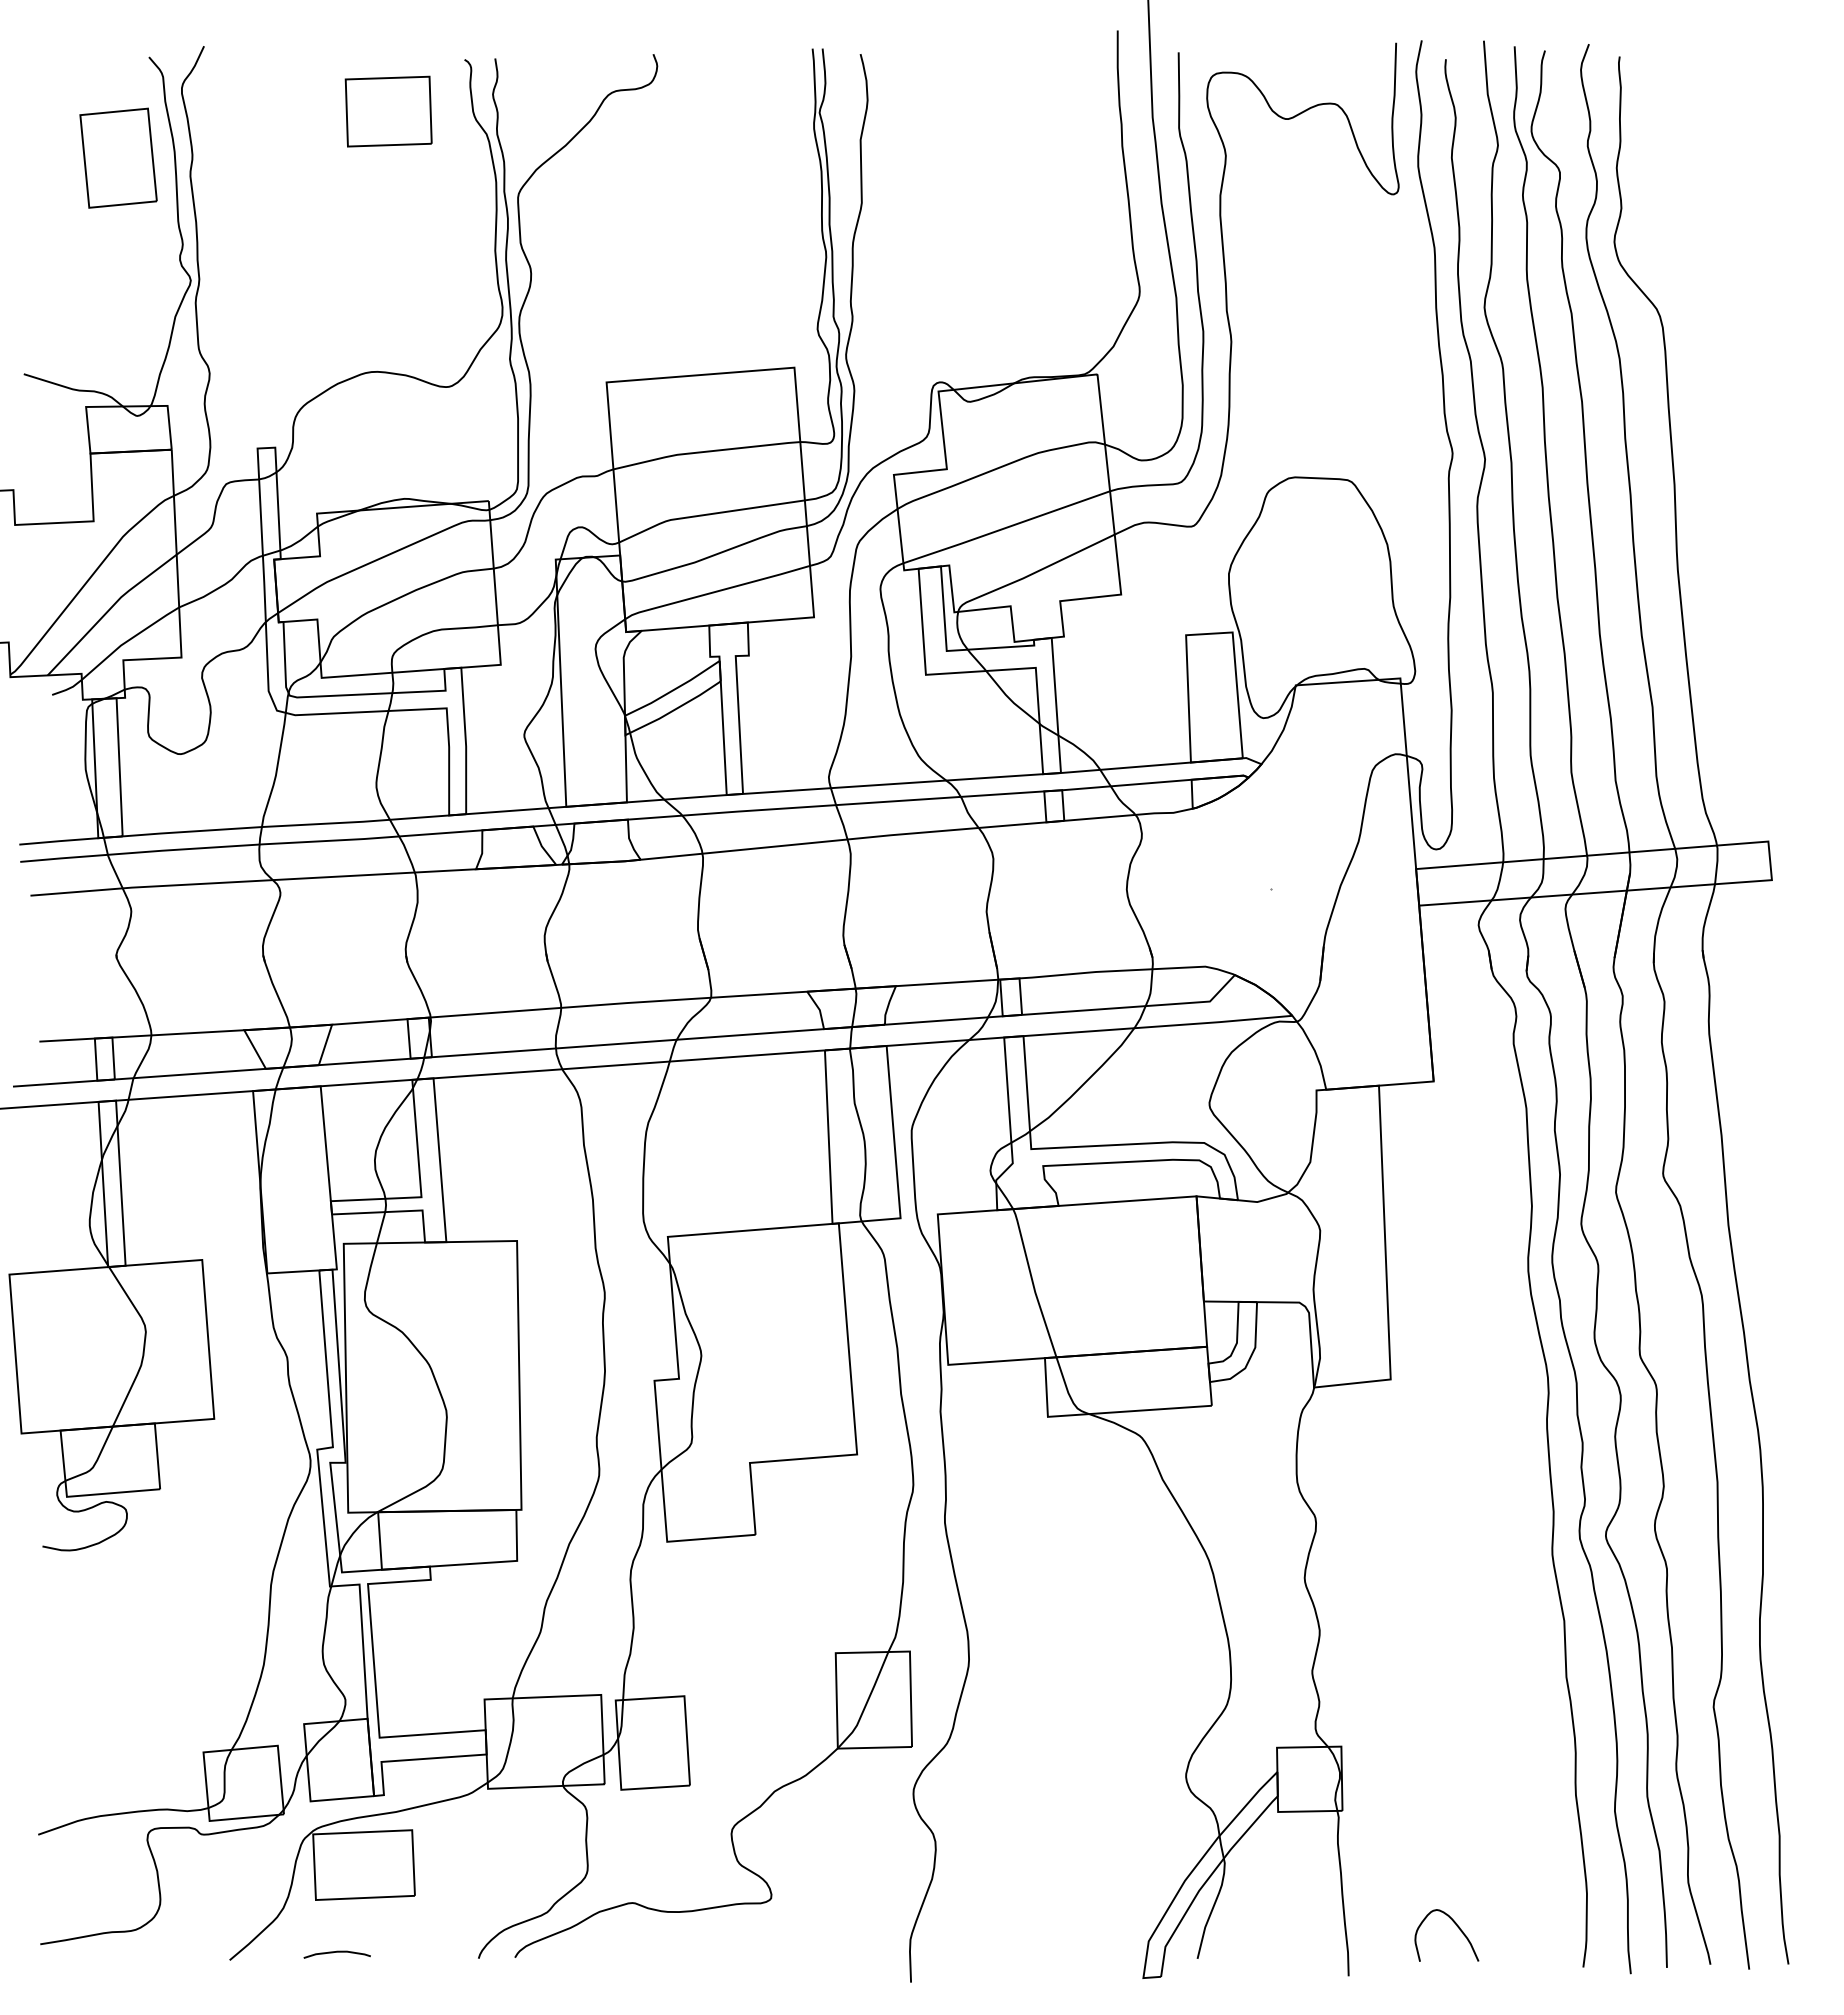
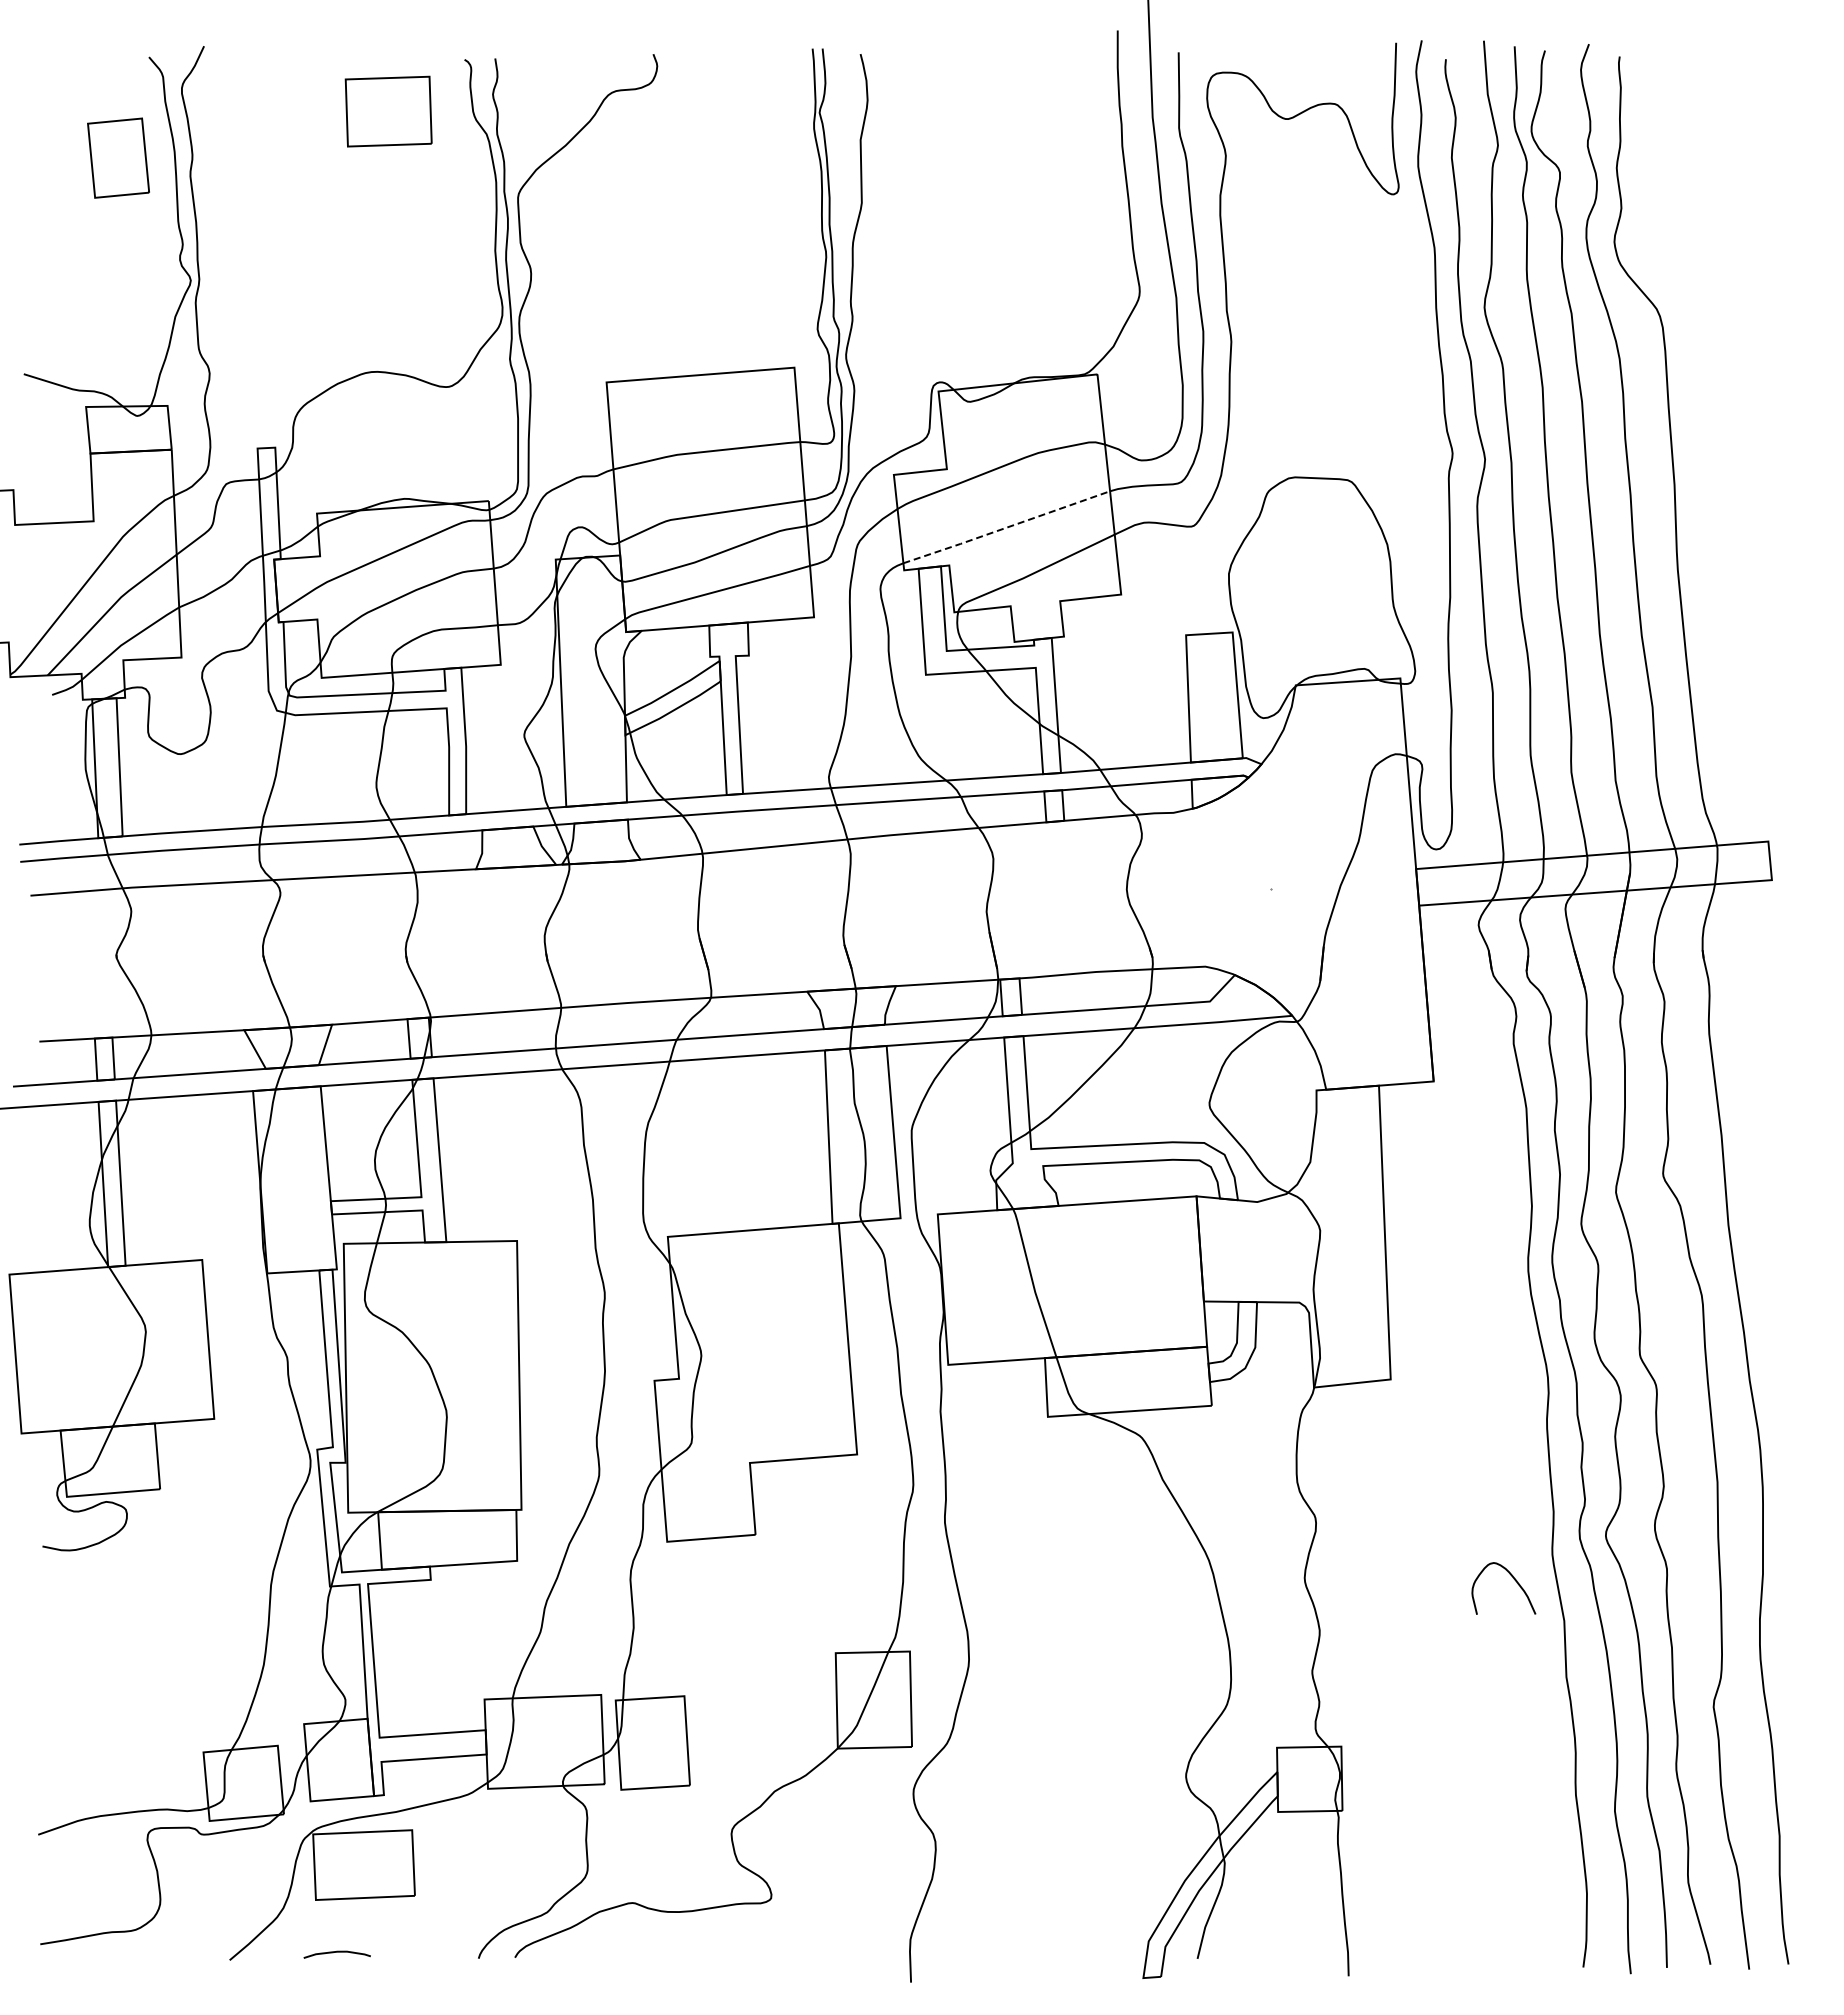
part size: 79x102 px -> 63x82 px (118, 157)
line: solid -> dashed (1006, 527)
curve position: (1456, 1926) -> (1513, 1579) (1513, 1579)
